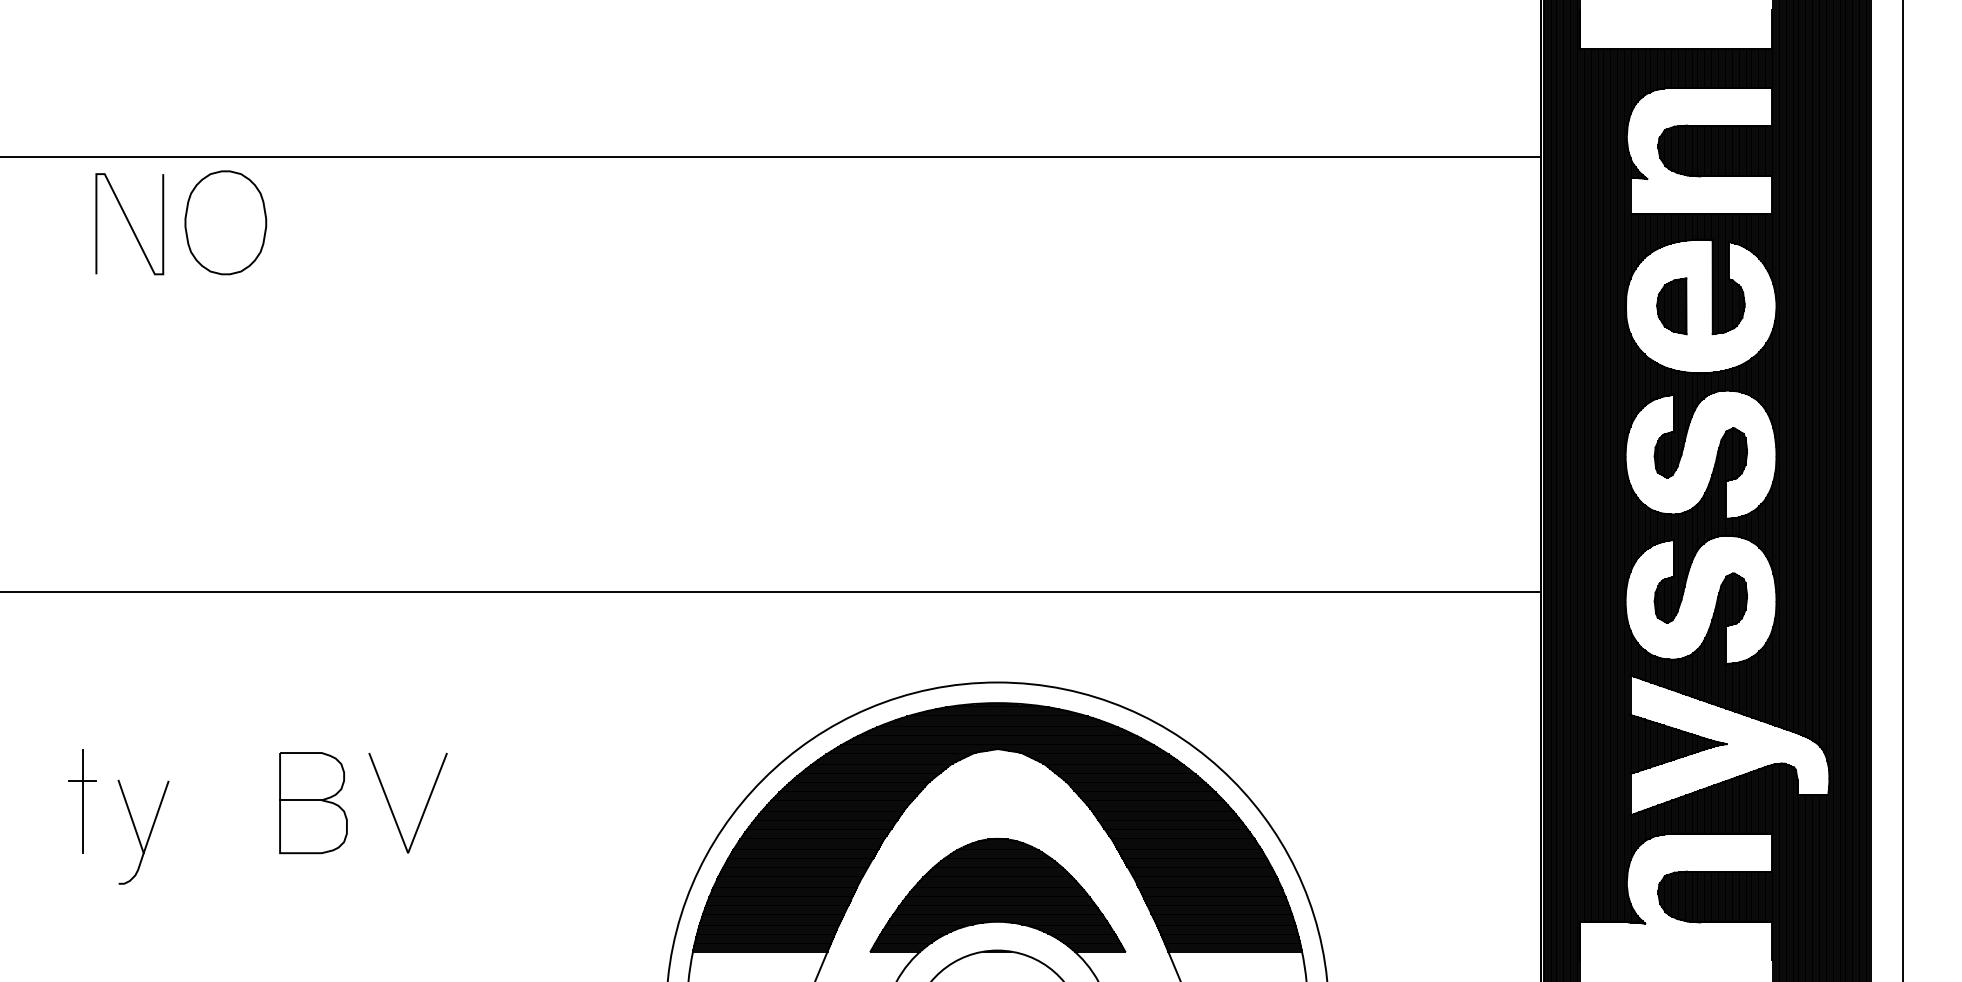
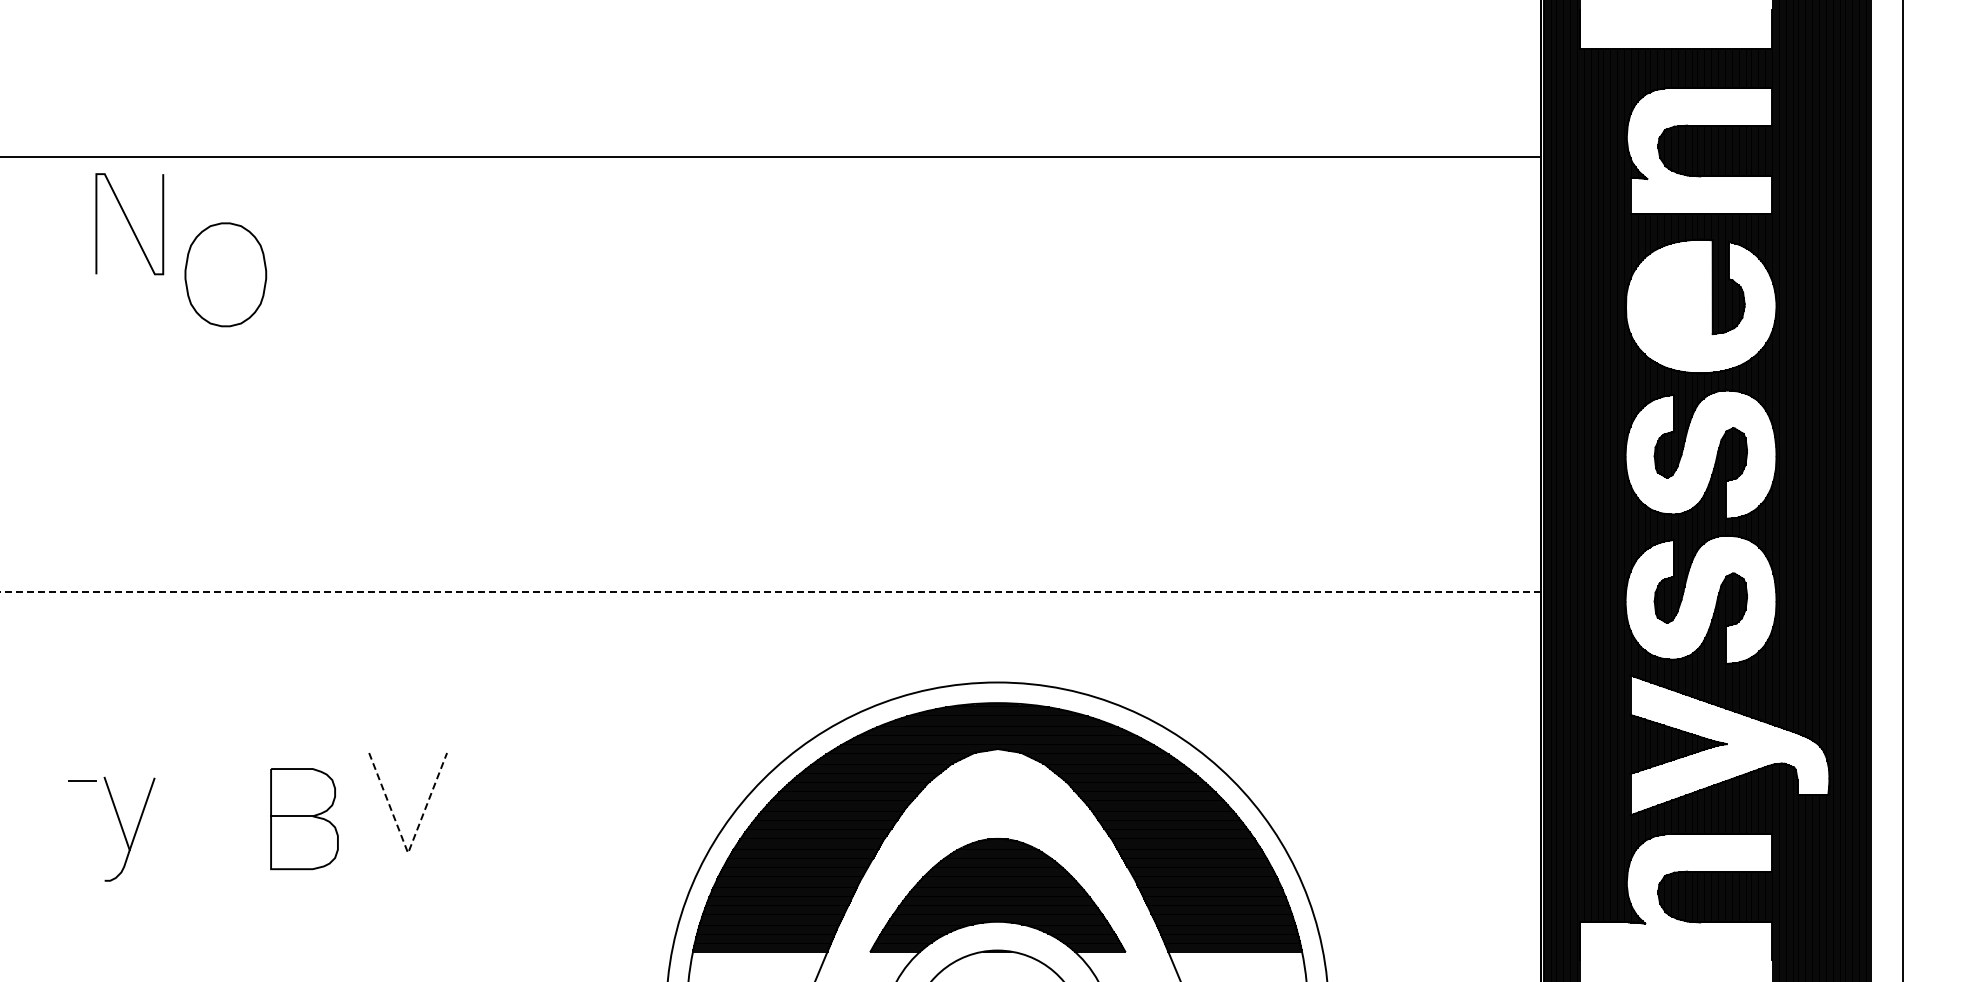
part position: (225, 222) -> (225, 274) (225, 274)
part: present -> none (1671, 306)
line: solid -> dashed (770, 591)
line: present -> none (82, 801)
part position: (313, 803) -> (304, 819) (304, 819)
part position: (143, 831) -> (129, 828) (129, 828)
line: solid -> dashed (408, 853)
